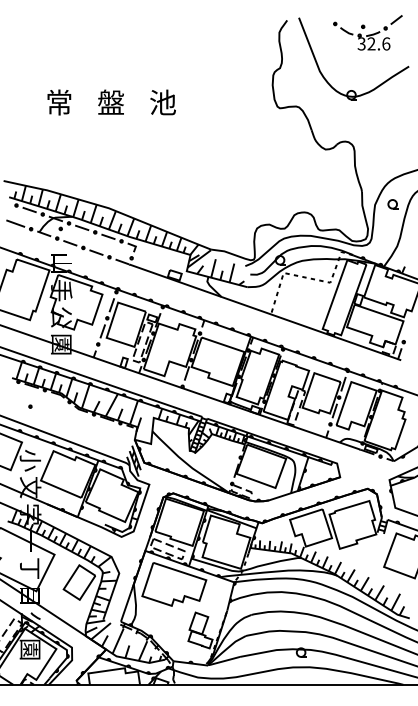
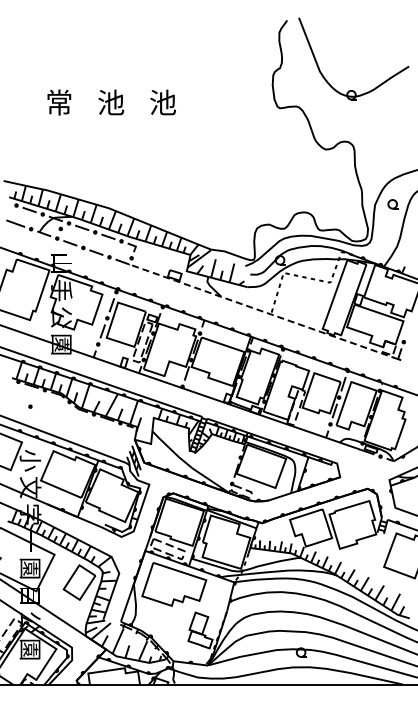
part: present -> none (367, 32)
text: 盤 -> 池 (111, 102)
line: solid -> dashed (263, 311)
text: 丁 -> 園 (29, 568)
